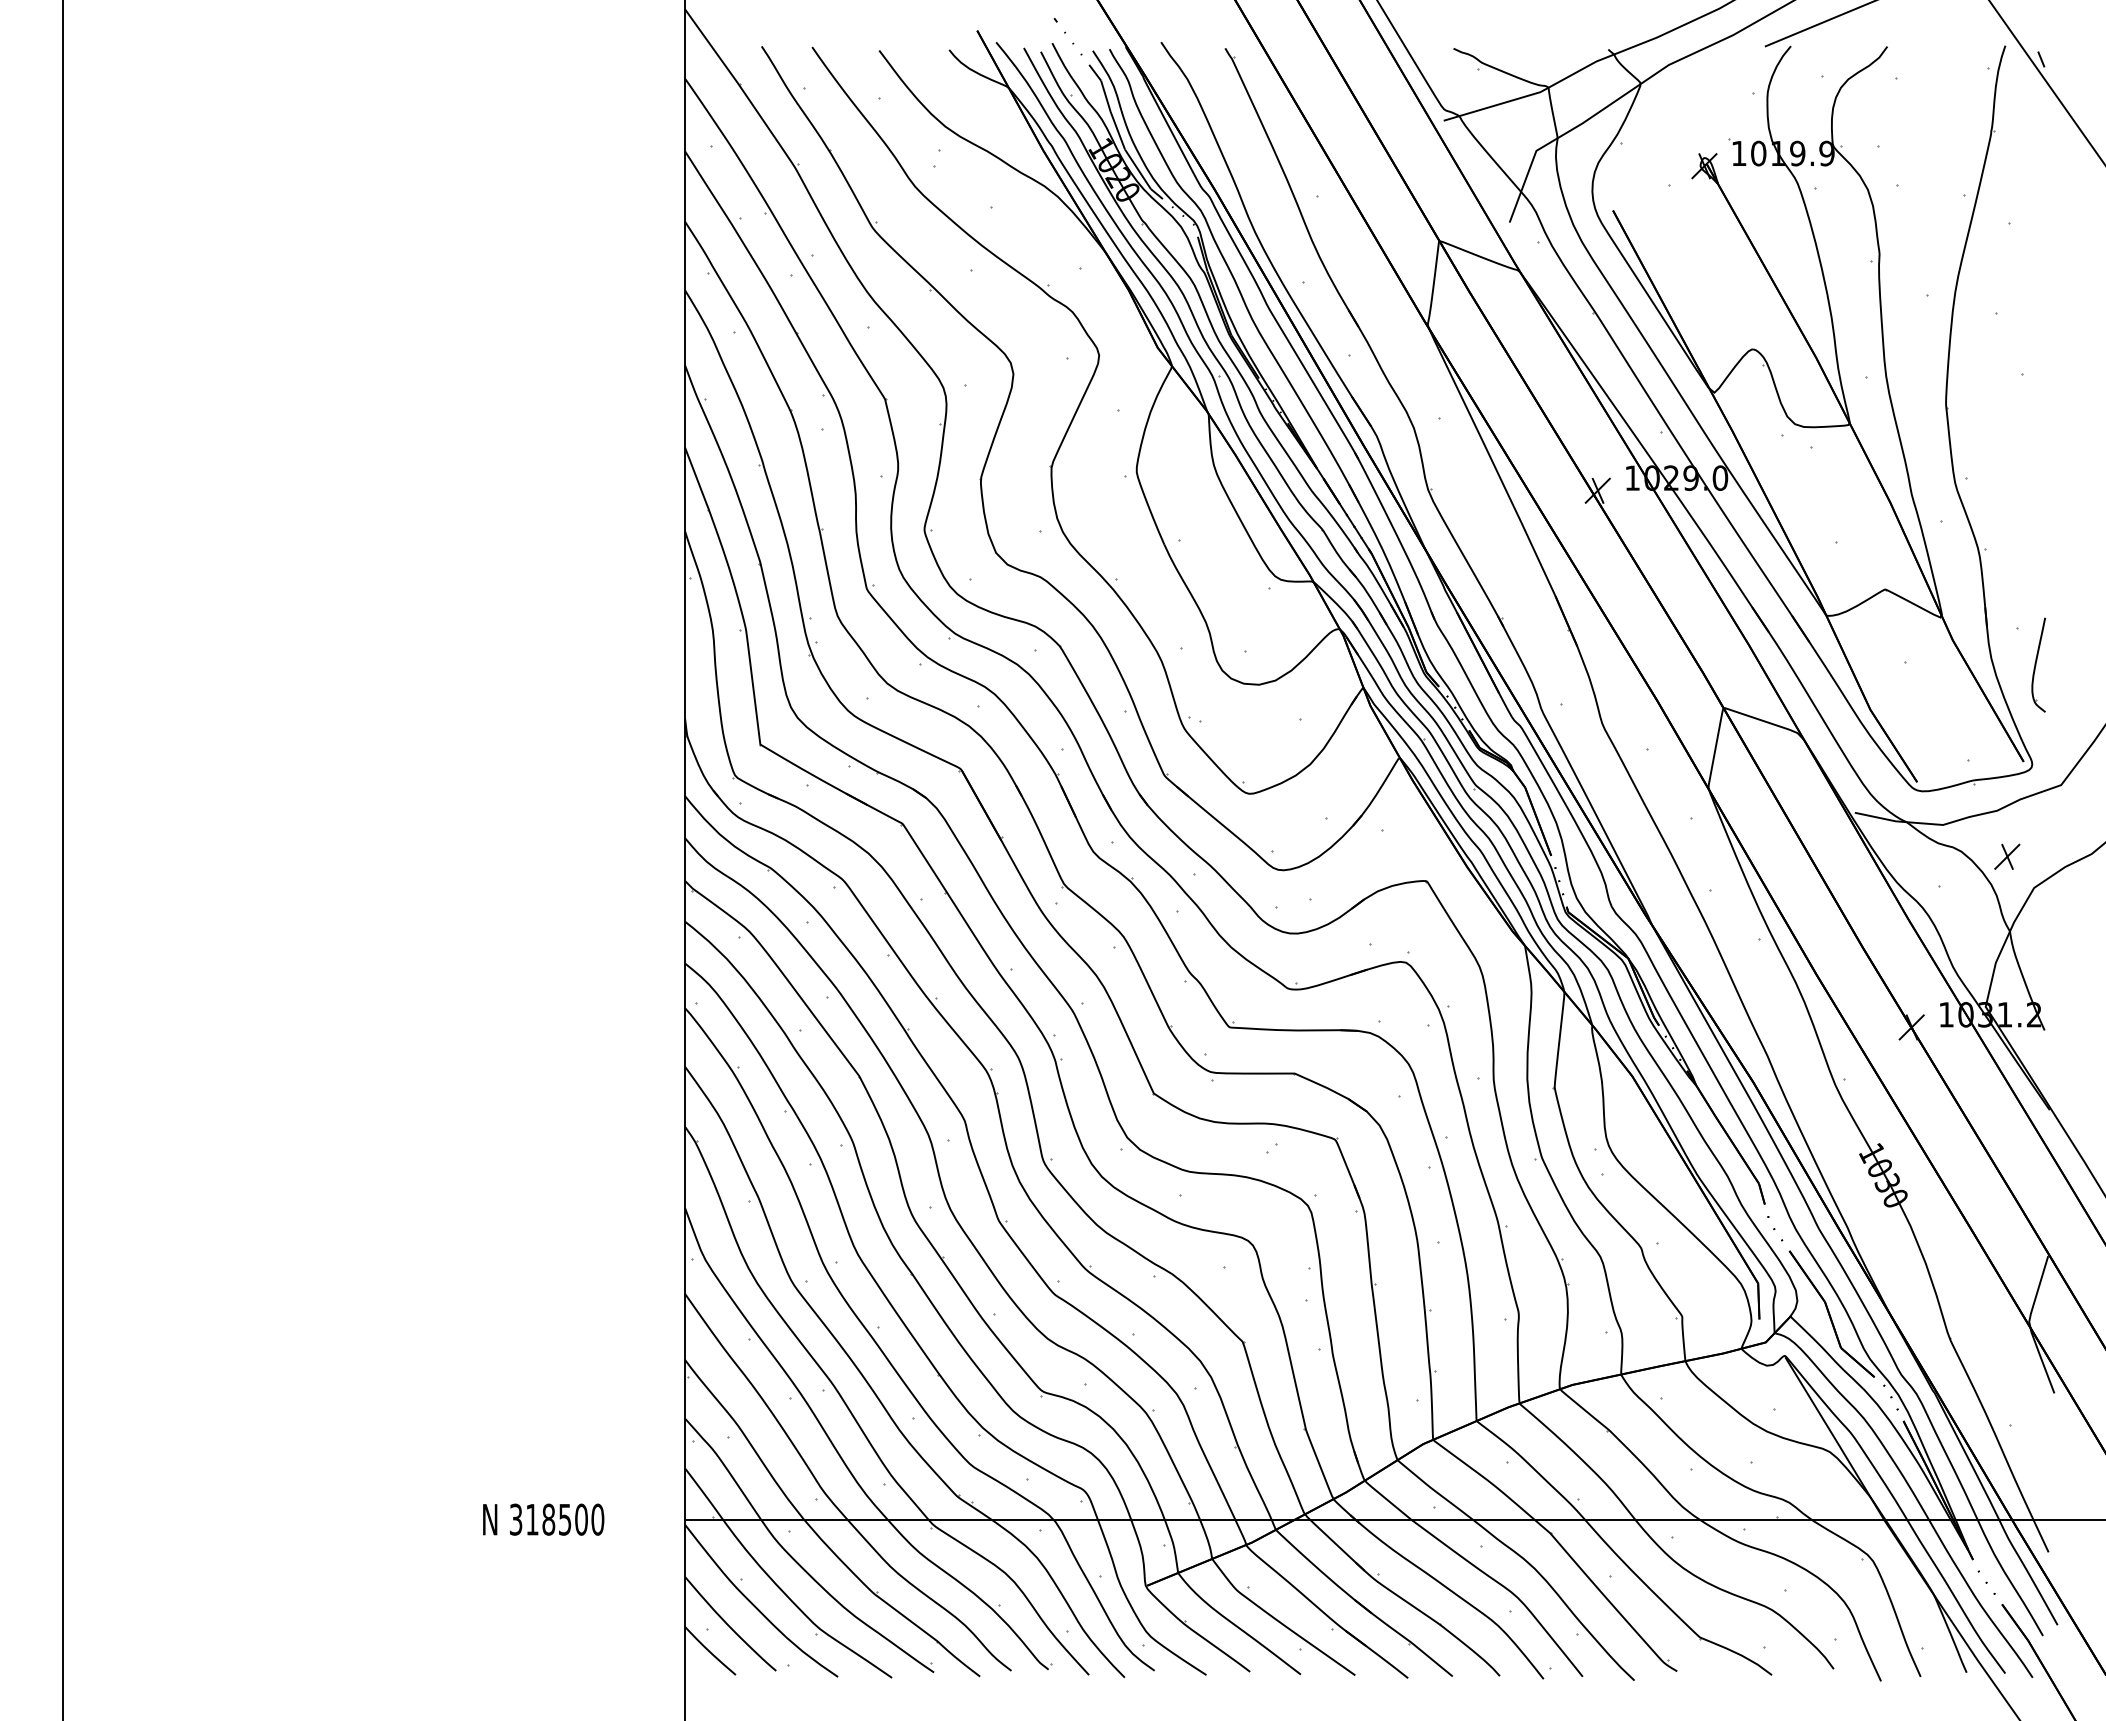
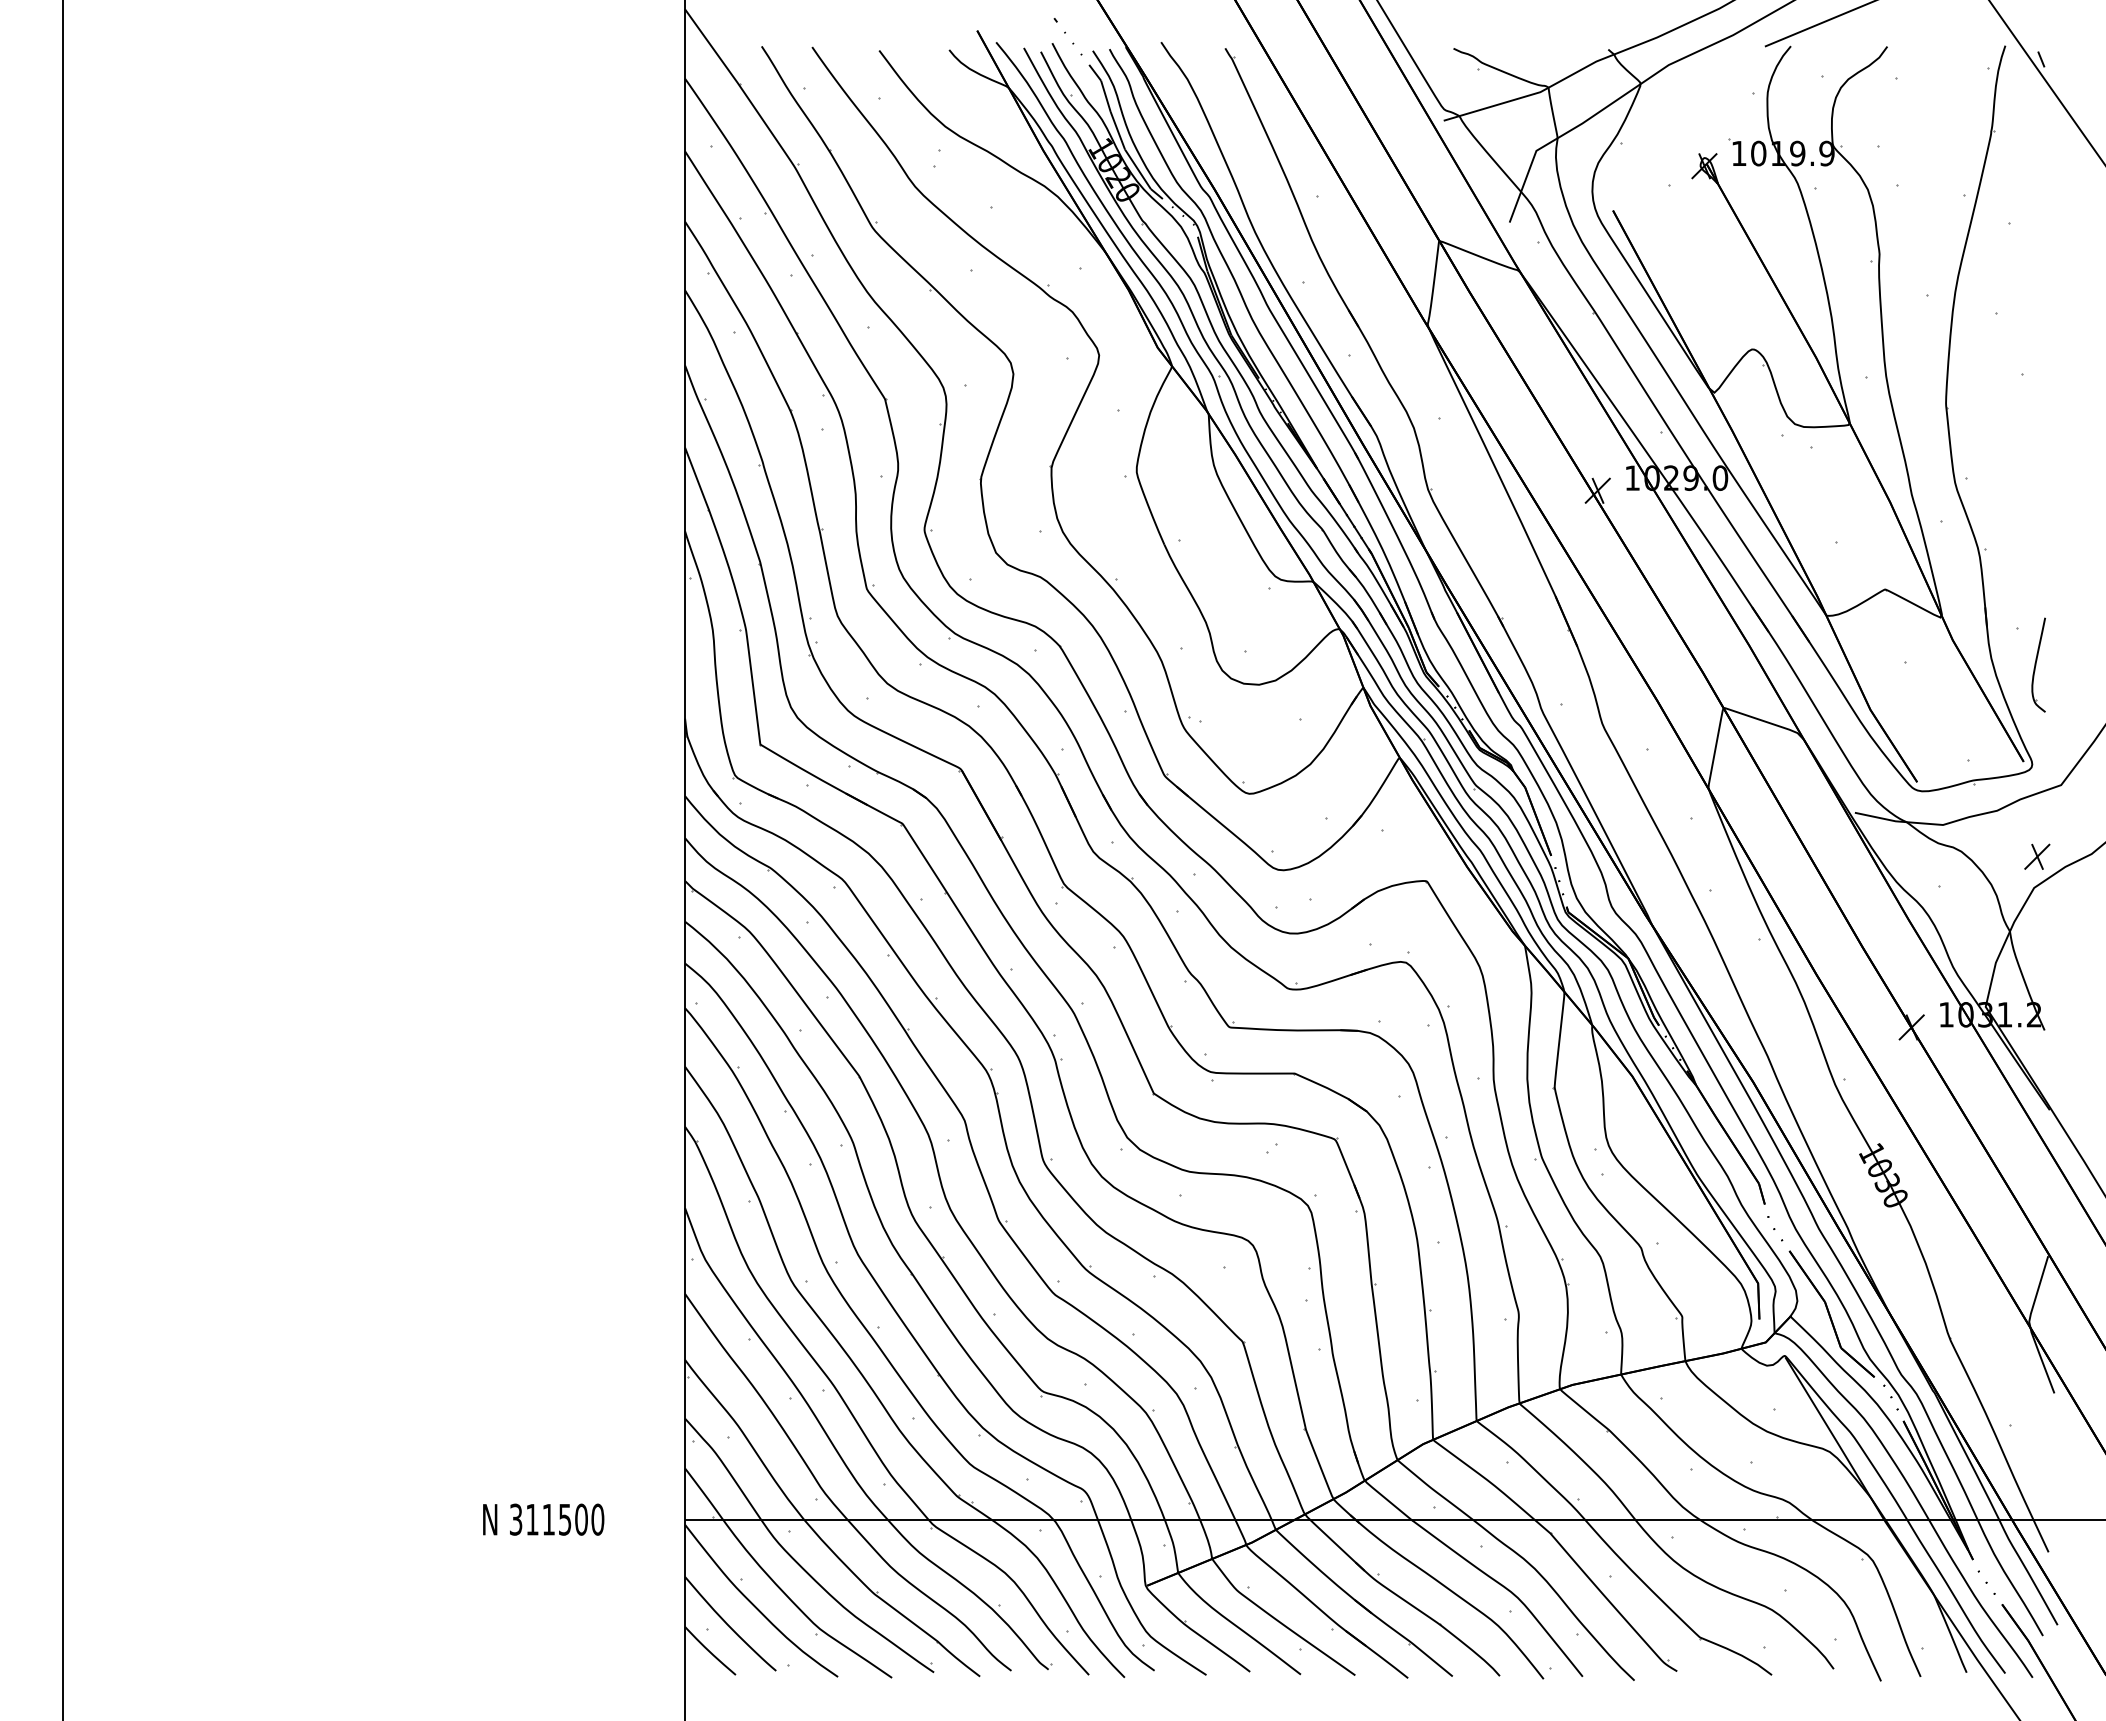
part position: (2007, 856) -> (2037, 856) (2037, 856)
text: 318500 -> 311500 (548, 1519)
